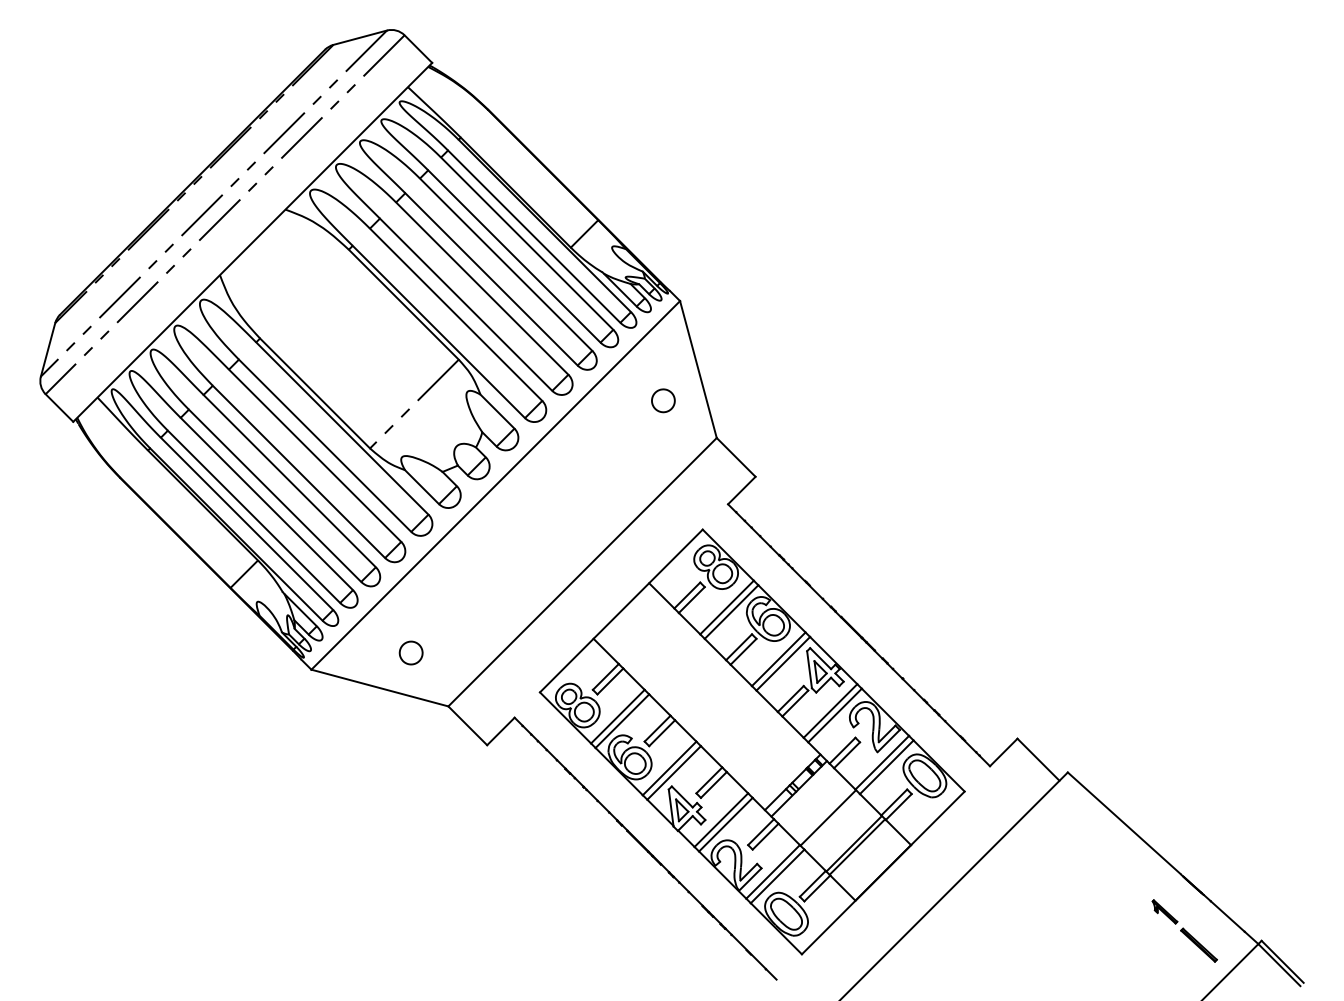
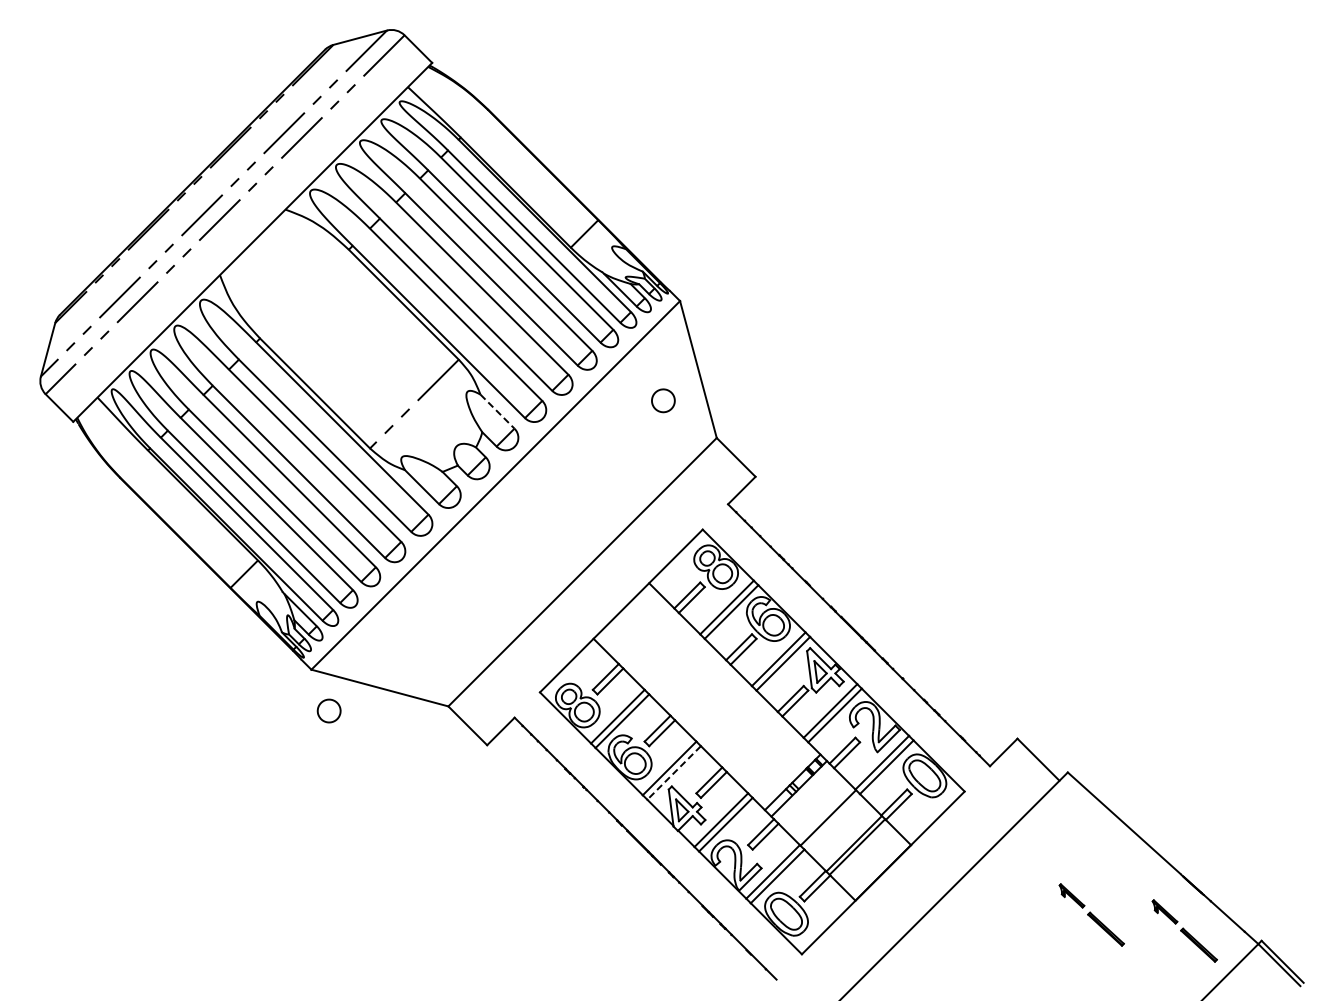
line: solid -> dashed (497, 412)
part position: (410, 652) -> (328, 710) (328, 710)
line: solid -> dashed (674, 772)
part: none -> present (1091, 914)
